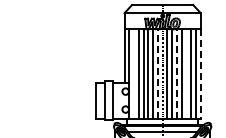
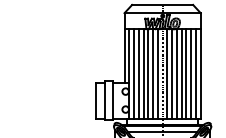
line: none -> present (134, 73)
line: dashed -> solid (157, 73)
line: dashed -> solid (176, 73)
line: none -> present (186, 73)
line: dashed -> solid (200, 73)
